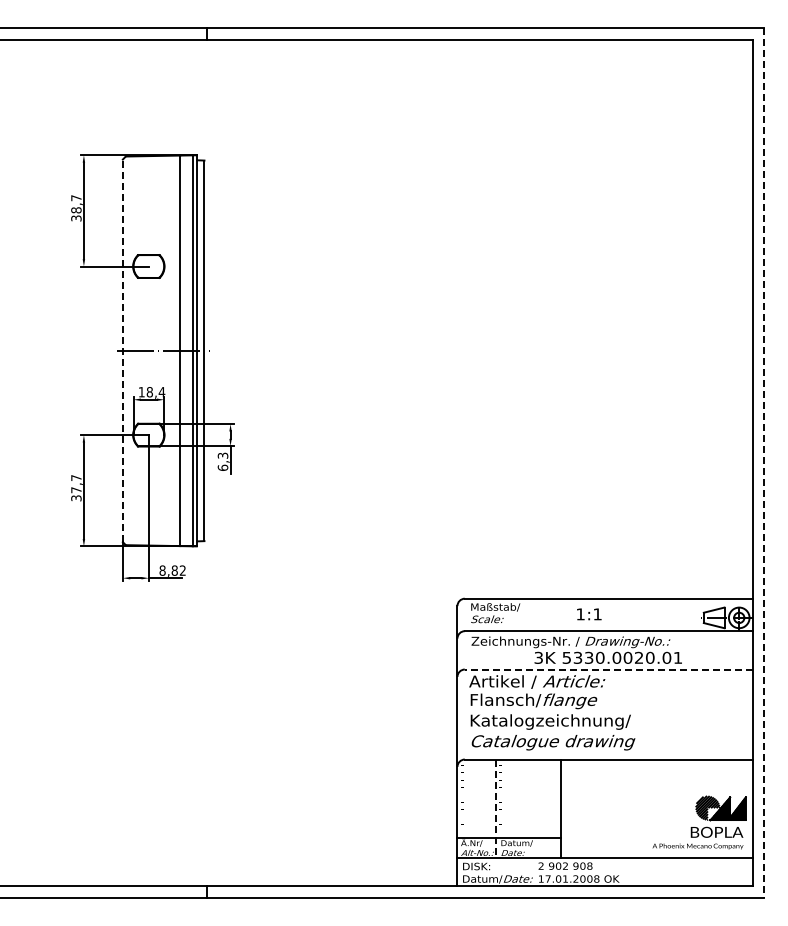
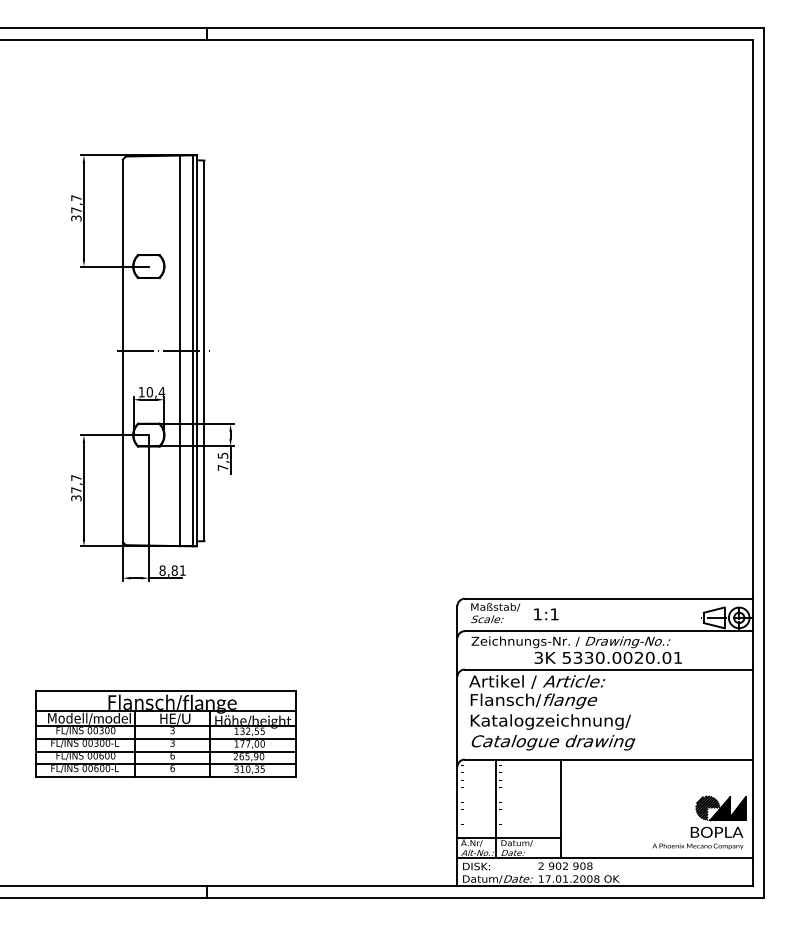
text: 38,7 -> 37,7 (76, 210)
line: dashed -> solid (122, 350)
text: 18,4 -> 10,4 (149, 392)
text: 6,3 -> 7,5 (222, 461)
line: dashed -> solid (764, 463)
text: 8,82 -> 8,81 (182, 570)
text position: (589, 614) -> (546, 614) (546, 614)
line: dashed -> solid (608, 669)
part: none -> present (165, 733)
line: dashed -> solid (495, 809)
